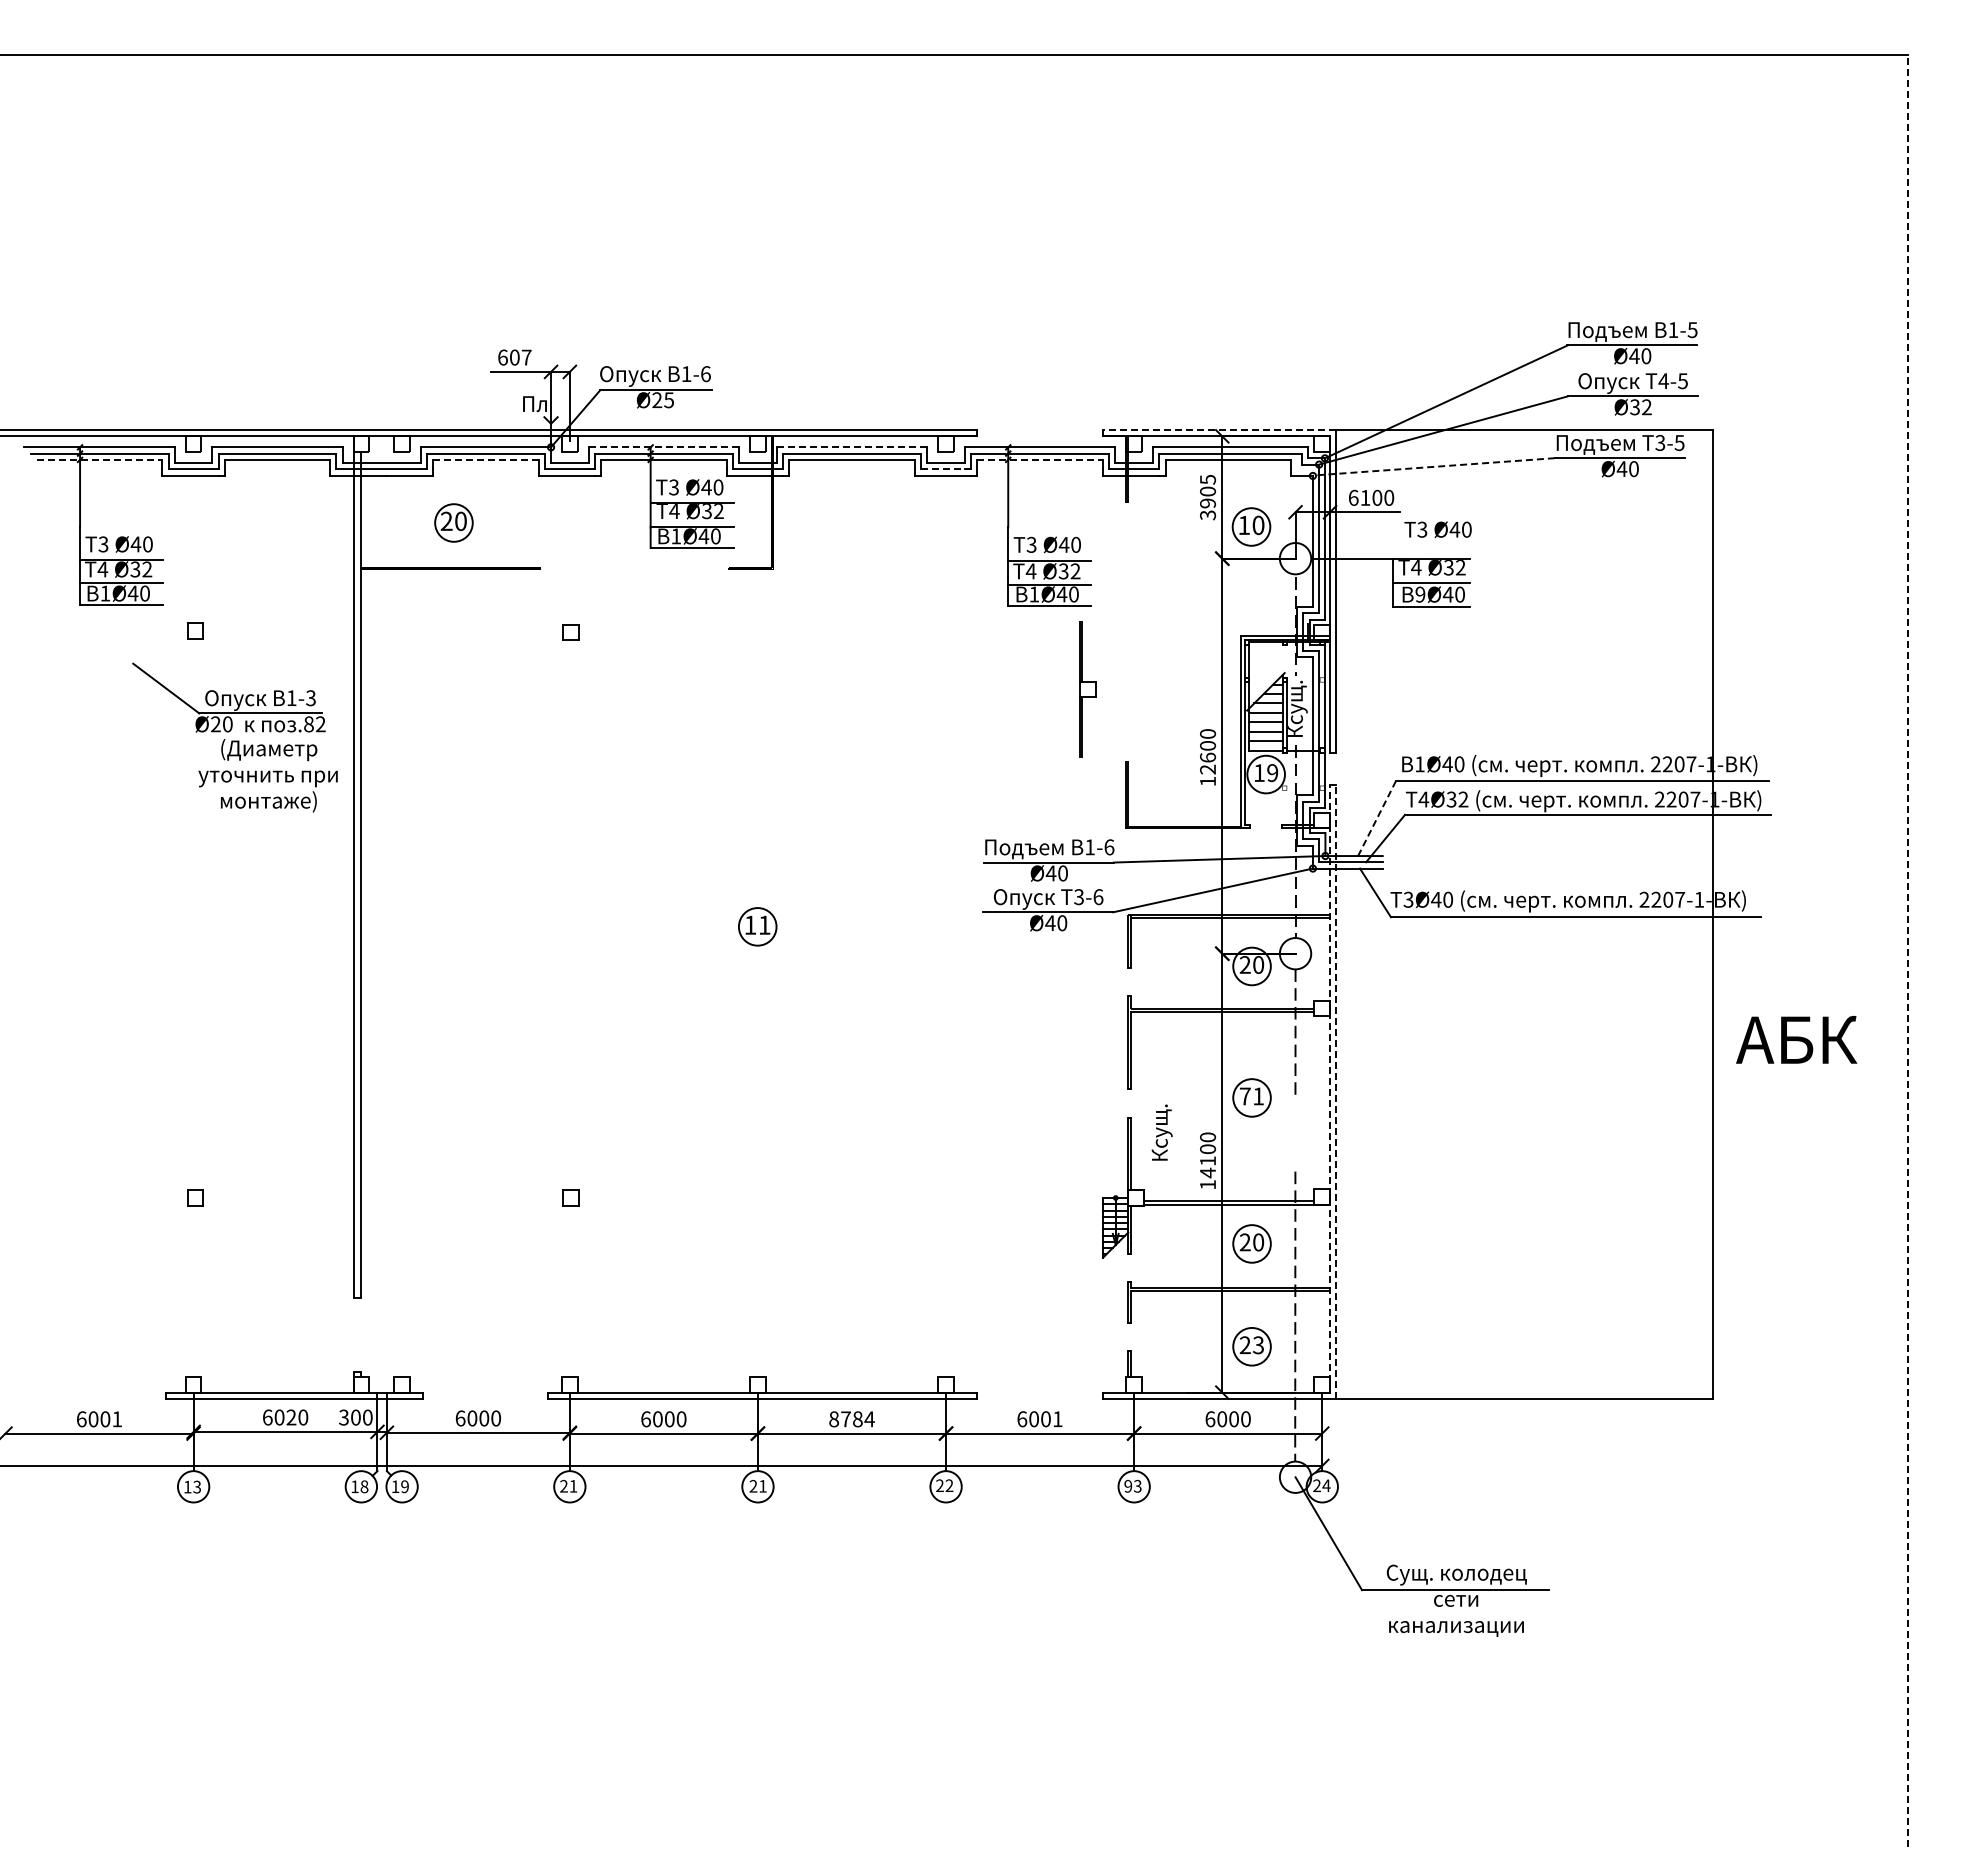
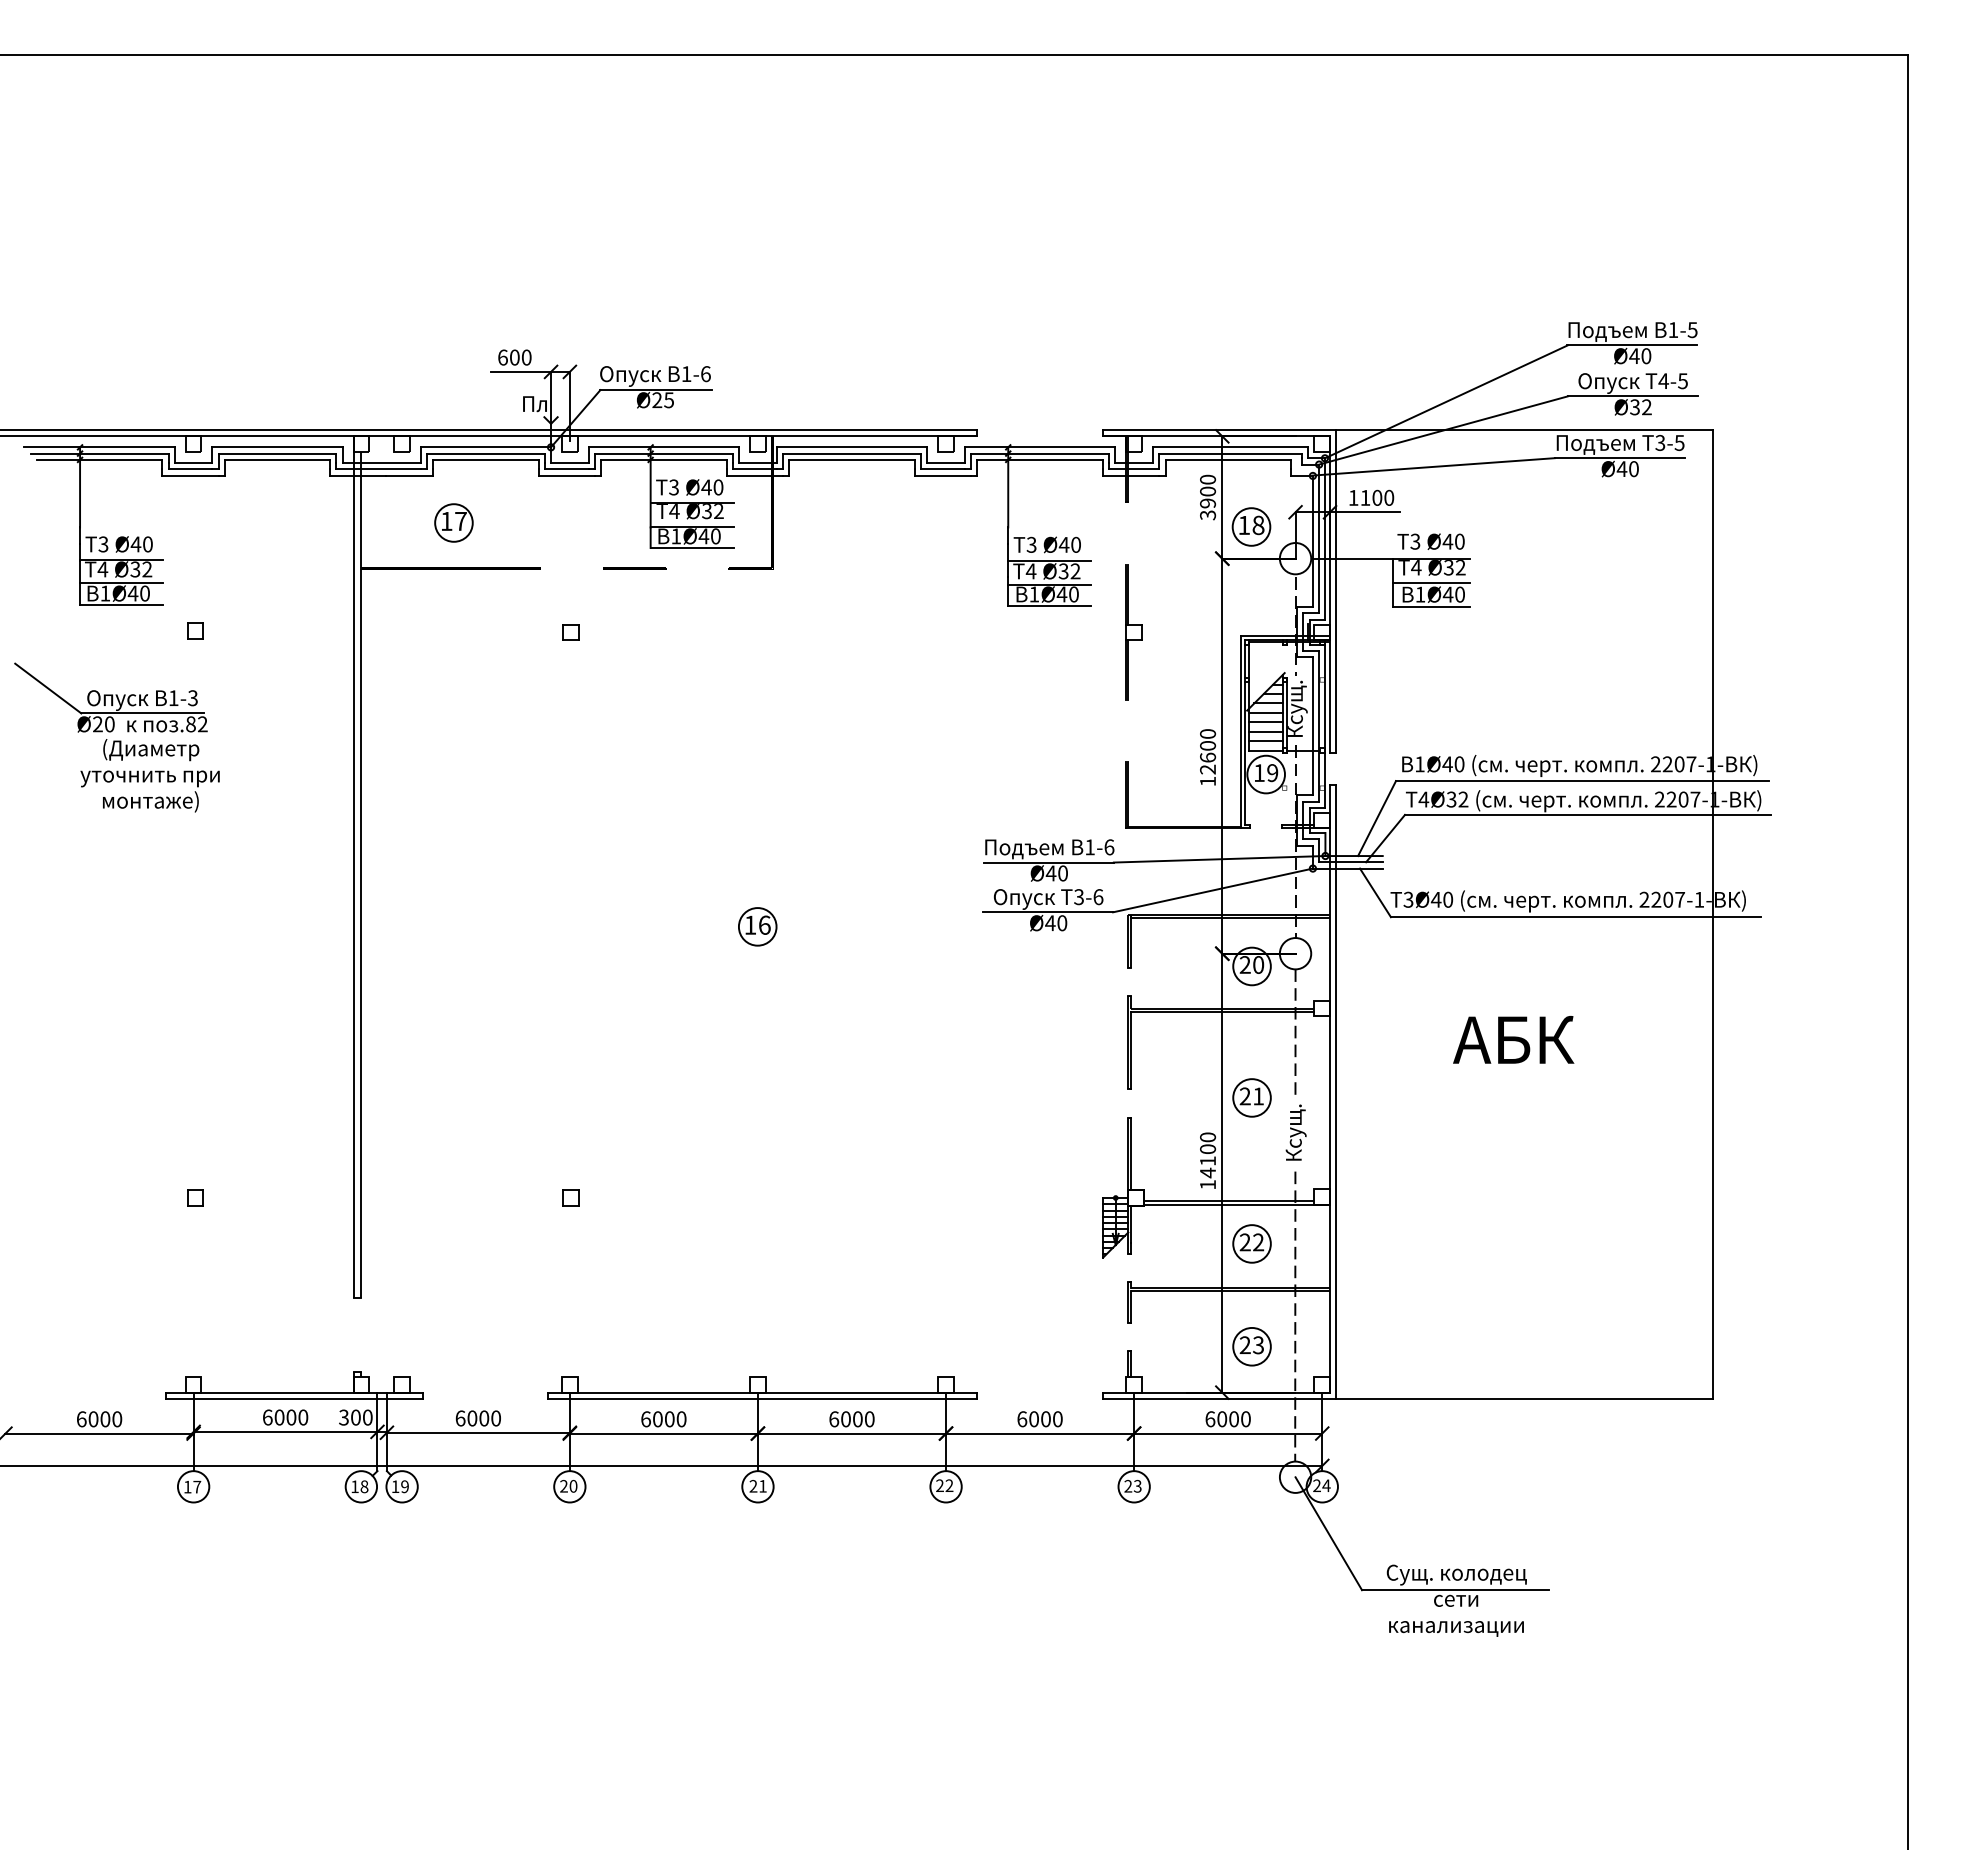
text: 607 -> 600 (526, 357)
line: dashed -> solid (1219, 430)
line: dashed -> solid (663, 447)
line: dashed -> solid (851, 447)
line: dashed -> solid (99, 459)
line: dashed -> solid (485, 459)
line: dashed -> solid (1040, 459)
line: dashed -> solid (1433, 466)
line: dashed -> solid (942, 469)
text: 3905 -> 3900 (1207, 479)
text: 6100 -> 1100 (1353, 497)
text: 20 -> 17 (453, 521)
text: 10 -> 18 (1258, 525)
text position: (1437, 529) -> (1430, 541) (1430, 541)
line: none -> present (634, 568)
text: 9 -> 1 (1420, 594)
part position: (1087, 689) -> (1133, 632) (1133, 632)
part position: (234, 737) -> (116, 737) (116, 737)
line: dashed -> solid (1377, 818)
text: 11 -> 16 (764, 924)
line: dashed -> solid (1907, 952)
text position: (1796, 1039) -> (1513, 1039) (1513, 1039)
line: dashed -> solid (1330, 1088)
line: dashed -> solid (1336, 1091)
text: 71 -> 21 (1244, 1096)
text position: (1161, 1132) -> (1295, 1132) (1295, 1132)
text: 20 -> 22 (1258, 1242)
text: 6020 -> 6000 (291, 1417)
text: 6001 -> 6000 (117, 1419)
text: 8784 -> 6000 (851, 1419)
text: 6001 -> 6000 (1057, 1419)
text: 21 -> 20 (573, 1485)
text: 13 -> 17 (197, 1486)
text: 93 -> 23 (1128, 1486)
